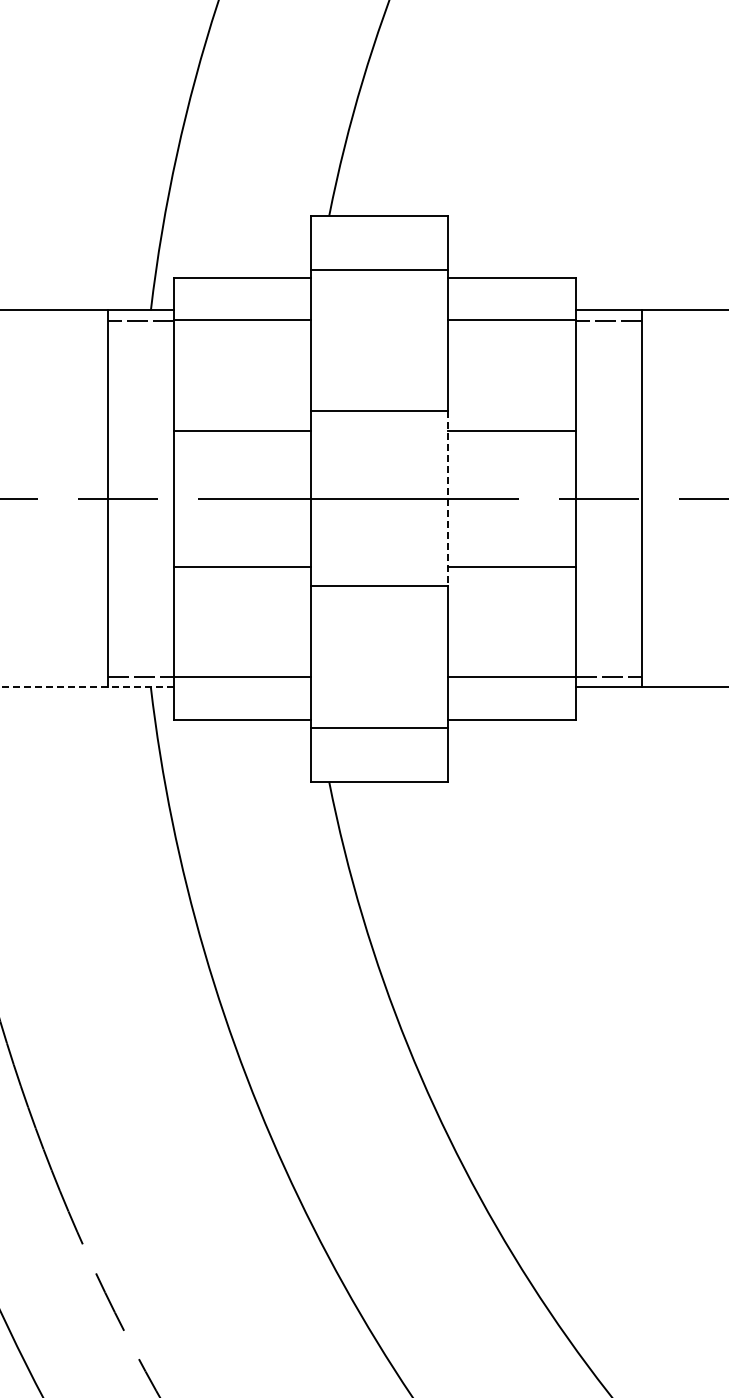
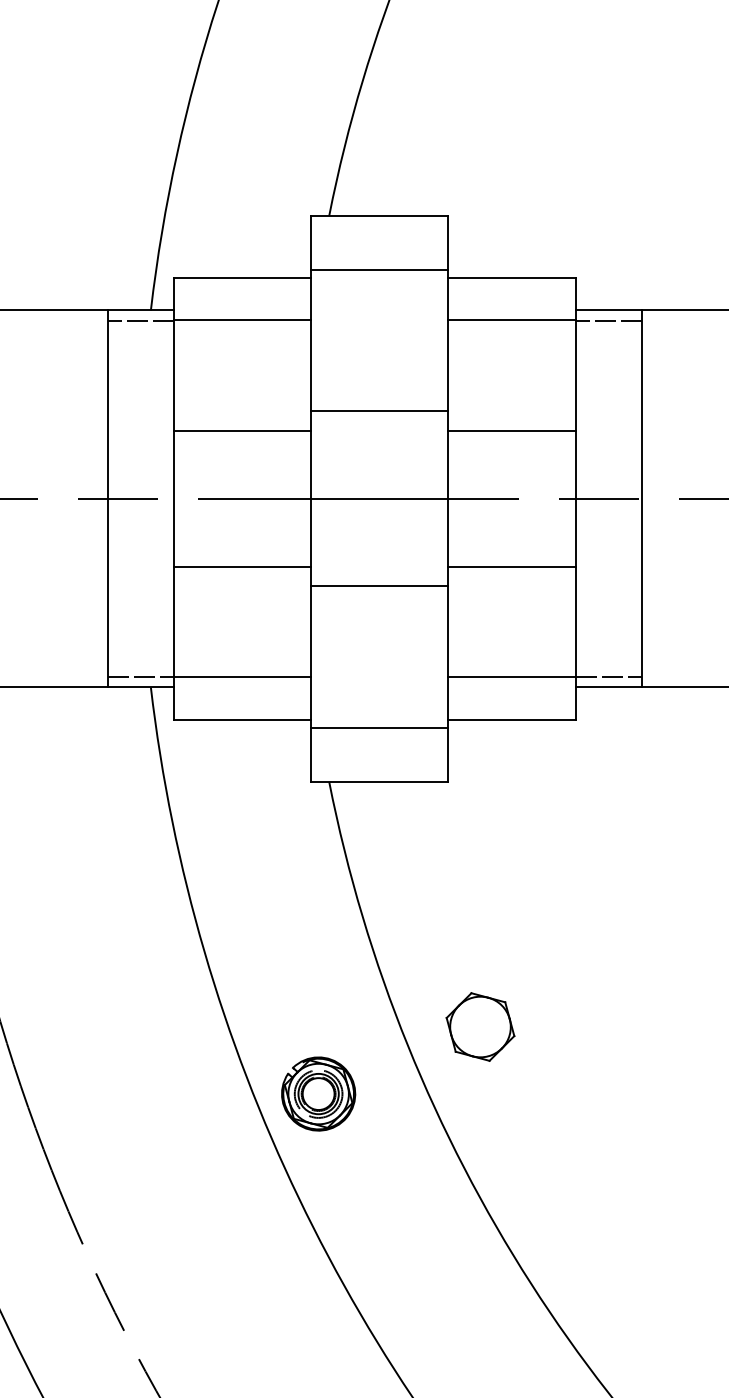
line: dashed -> solid (448, 499)
line: dashed -> solid (87, 687)
part: none -> present (480, 1026)
part: none -> present (318, 1093)
